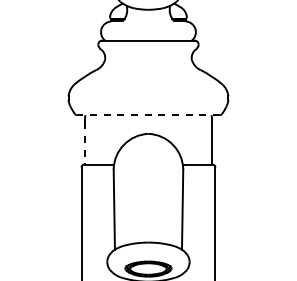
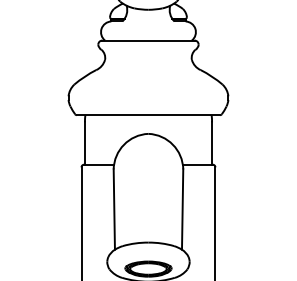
line: dashed -> solid (148, 115)
line: dashed -> solid (84, 144)
